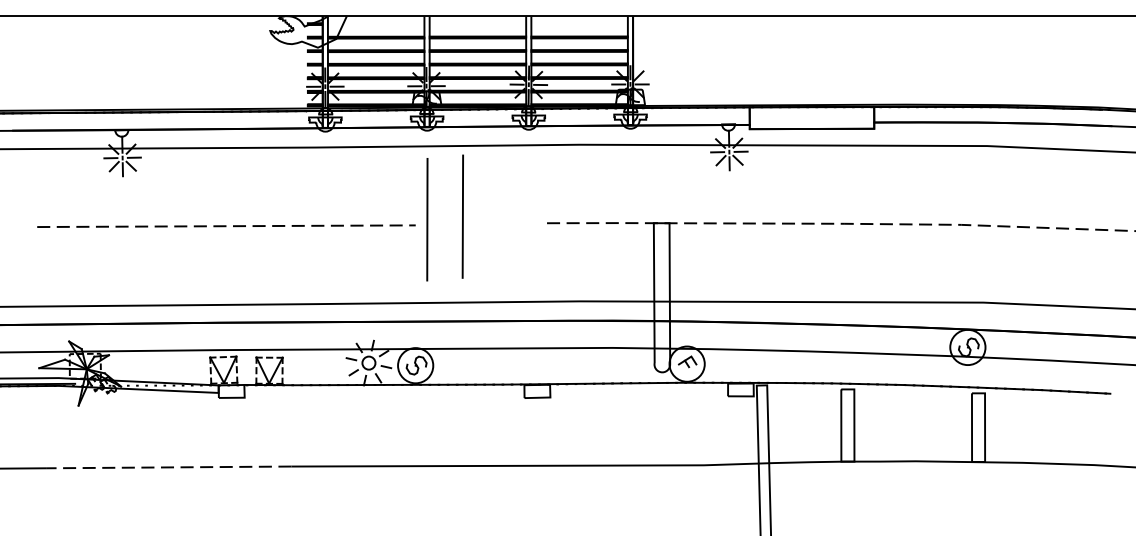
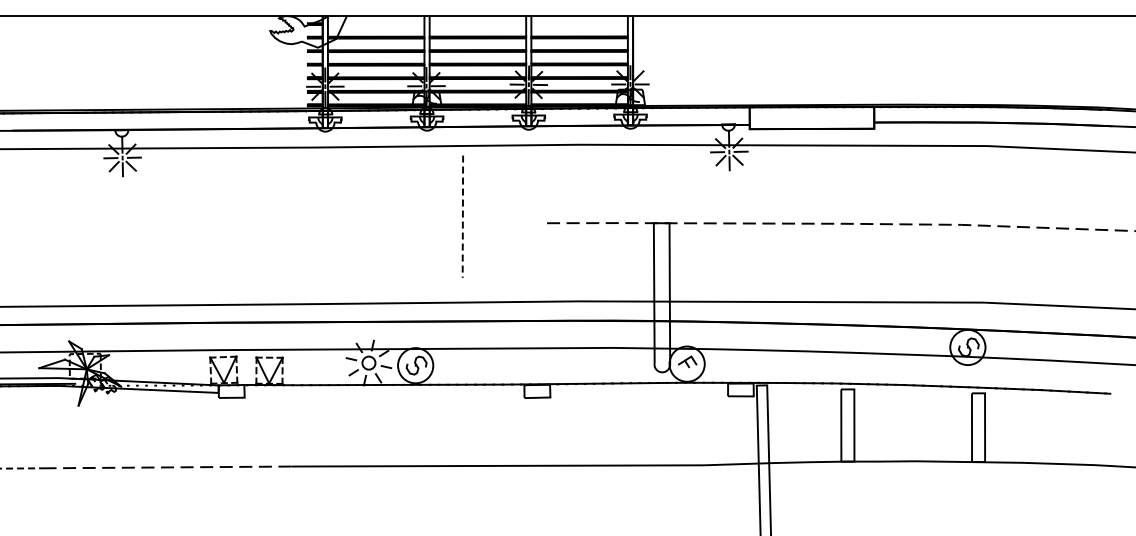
line: solid -> dashed (462, 217)
line: present -> none (427, 219)
line: present -> none (226, 225)
line: solid -> dashed (23, 468)
